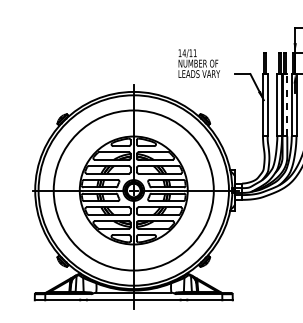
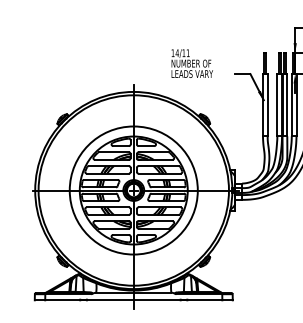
text position: (198, 63) -> (191, 63) (191, 63)
line: dashed -> solid (287, 104)
circle diameter: 160 px -> 128 px (133, 190)
